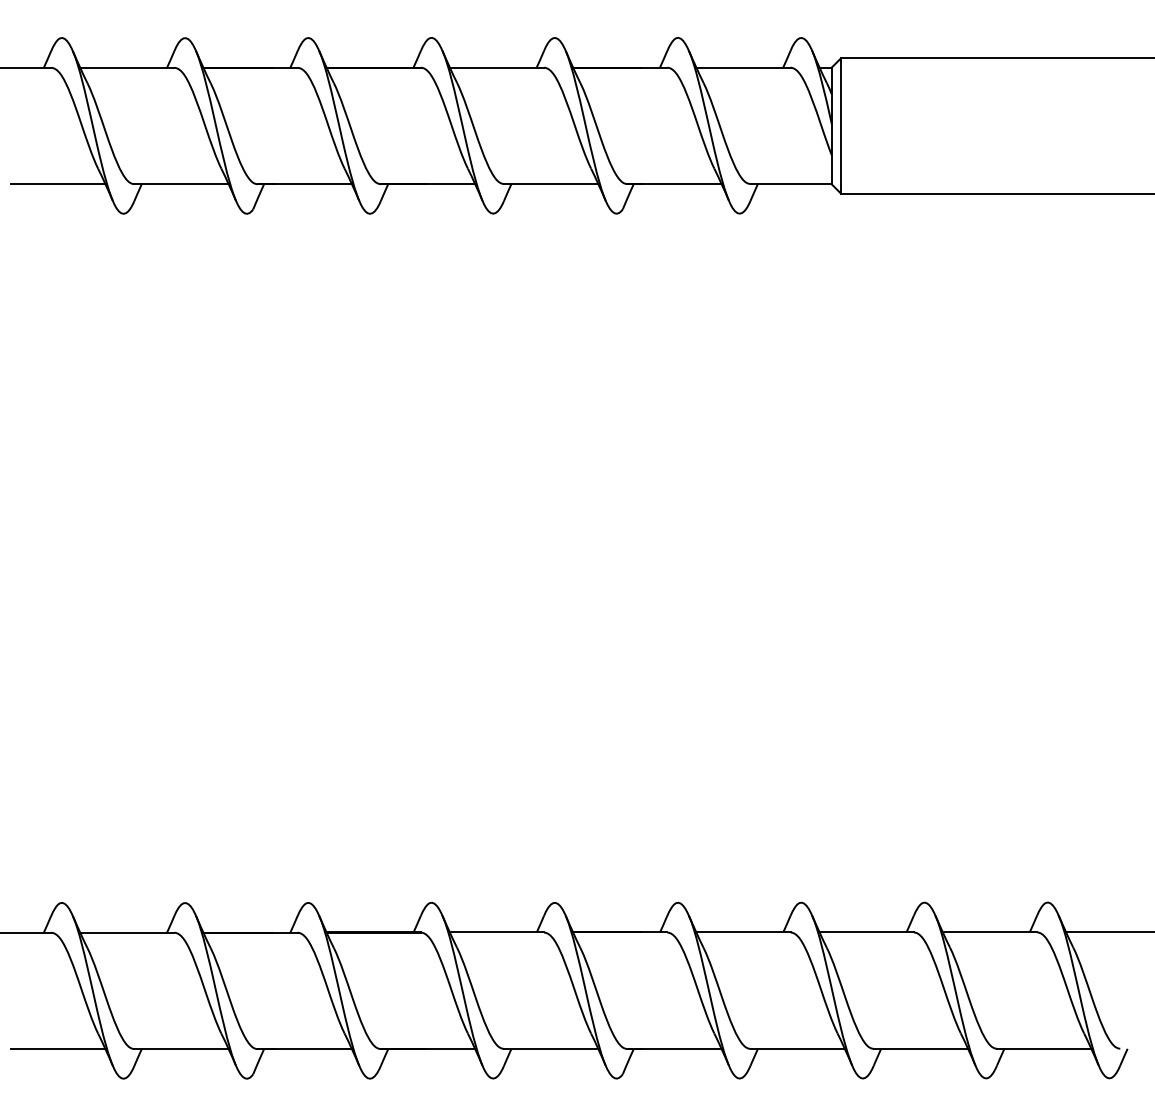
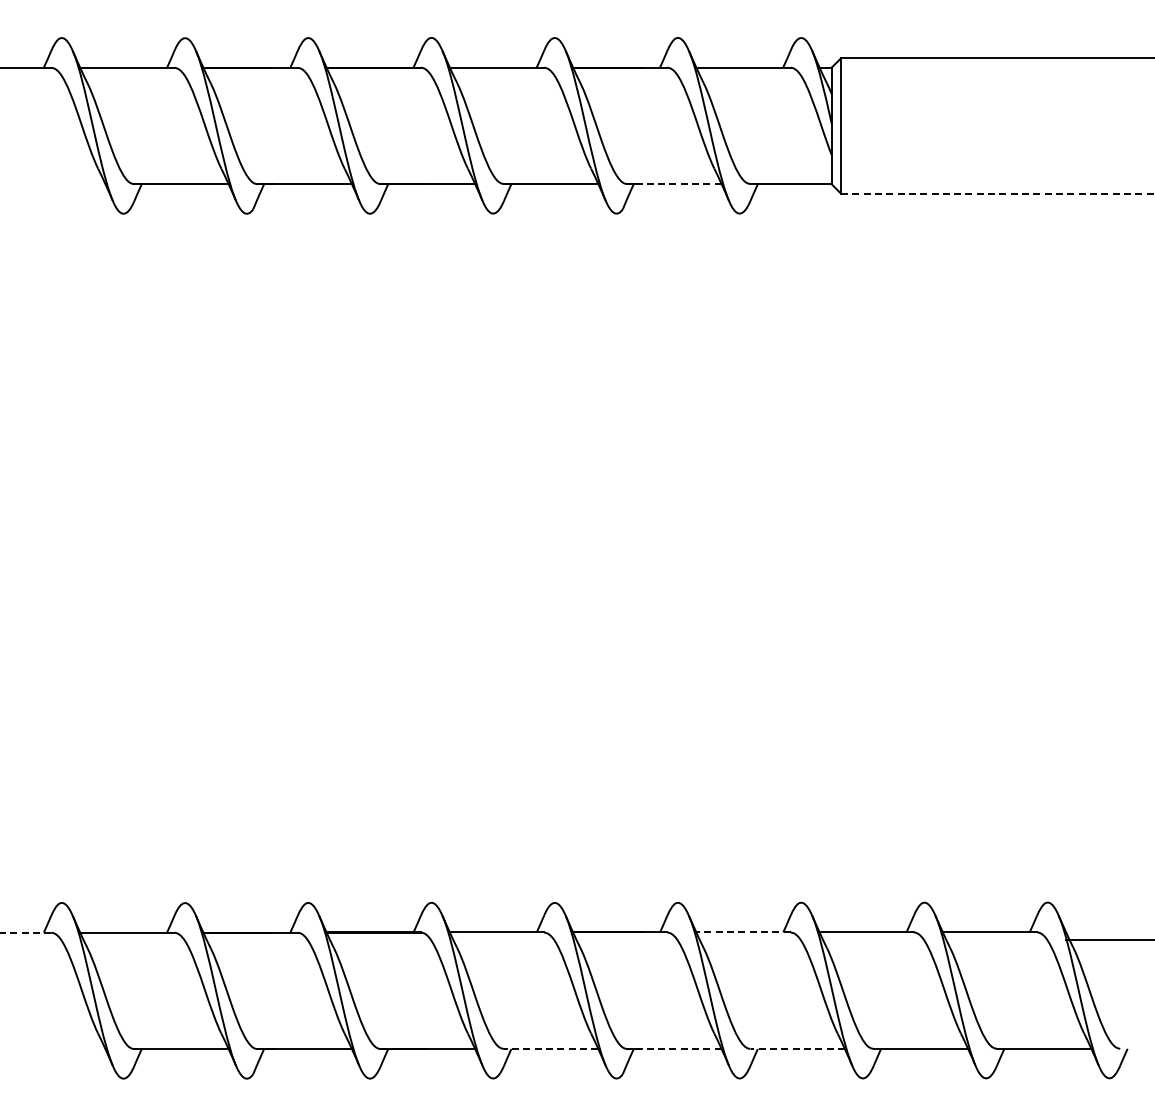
line: present -> none (58, 184)
line: solid -> dashed (674, 184)
line: solid -> dashed (997, 193)
line: solid -> dashed (25, 932)
line: solid -> dashed (742, 932)
line position: (1108, 932) -> (1108, 940) (1108, 940)
line: solid -> dashed (797, 1048)
line: present -> none (58, 1049)
line: solid -> dashed (550, 1049)
line: solid -> dashed (674, 1049)
